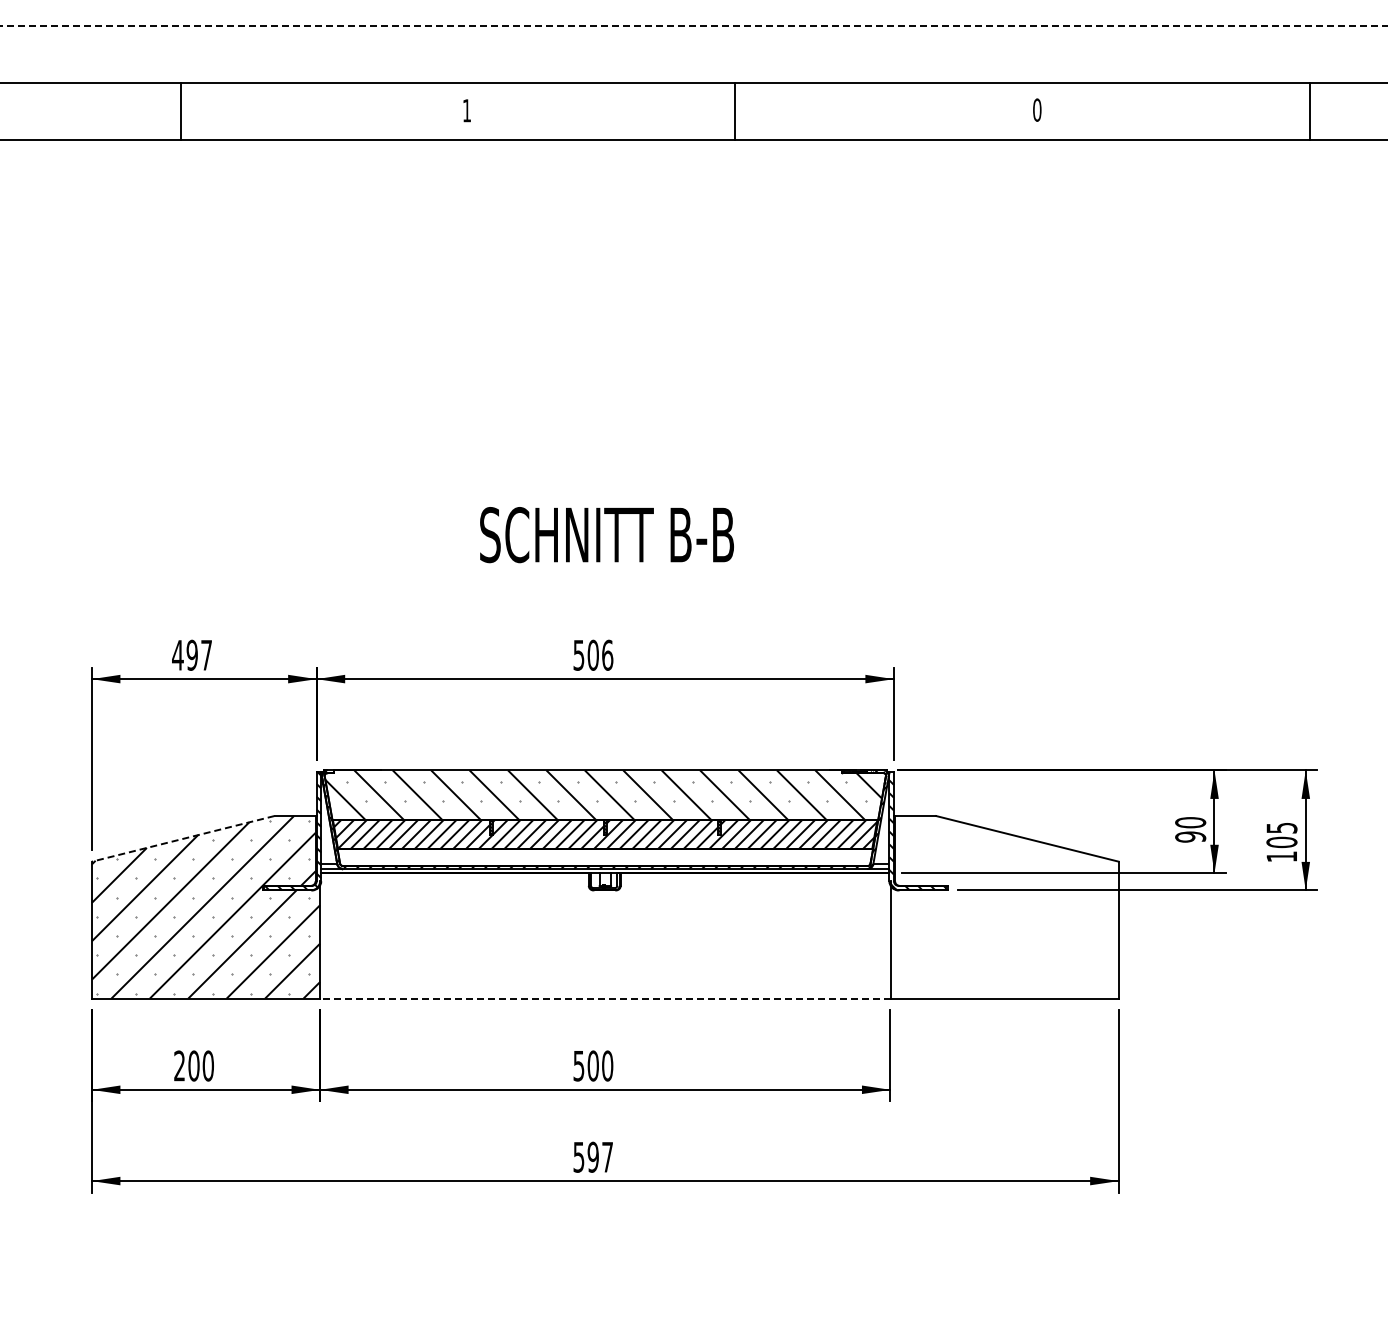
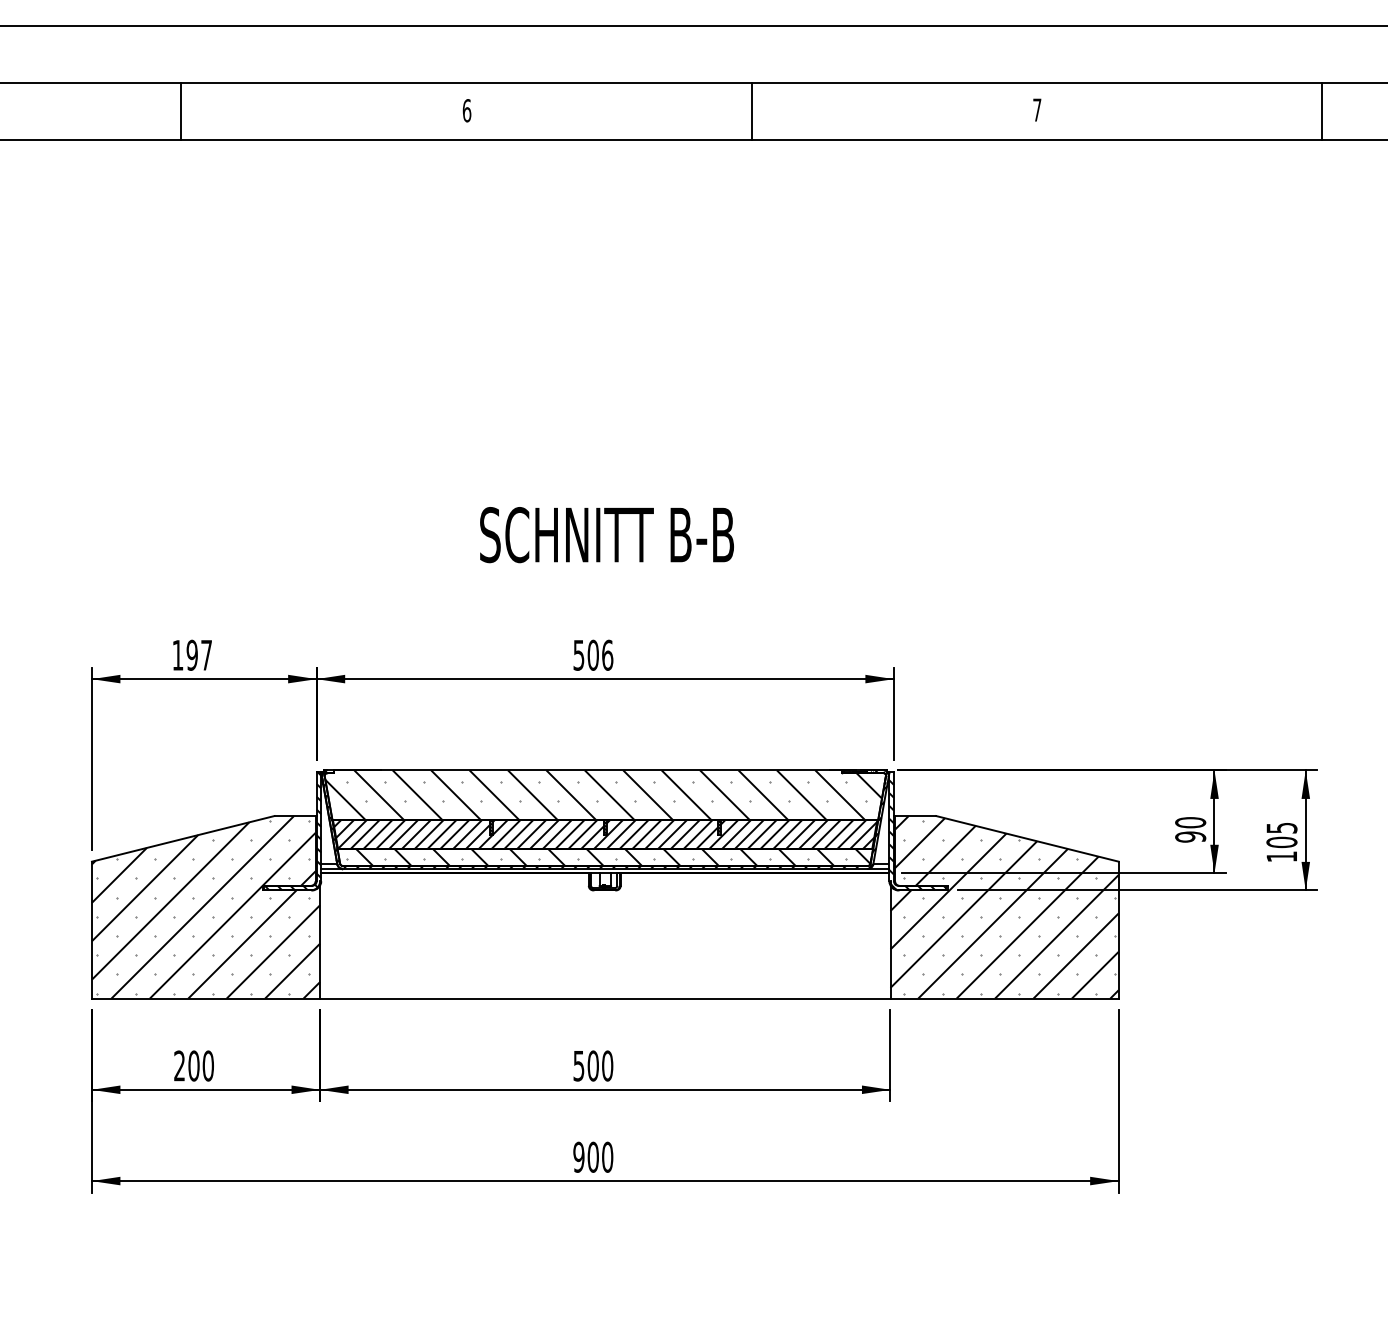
line: dashed -> solid (694, 25)
text: 0 -> 7 (1037, 109)
text: 1 -> 6 (466, 110)
line position: (734, 110) -> (751, 110) (751, 110)
line position: (1310, 110) -> (1322, 110) (1322, 110)
text: 497 -> 197 (177, 655)
line: dashed -> solid (182, 838)
hatch: none -> present (608, 856)
hatch: none -> present (1004, 907)
line: dashed -> solid (604, 998)
text: 597 -> 900 (593, 1156)
